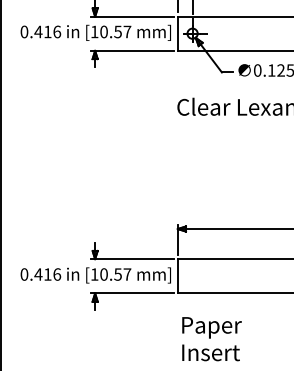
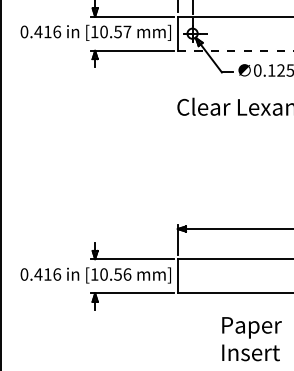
line: solid -> dashed (235, 50)
text: [10.57 -> [10.56 (127, 274)
text position: (211, 339) -> (251, 339) (251, 339)
